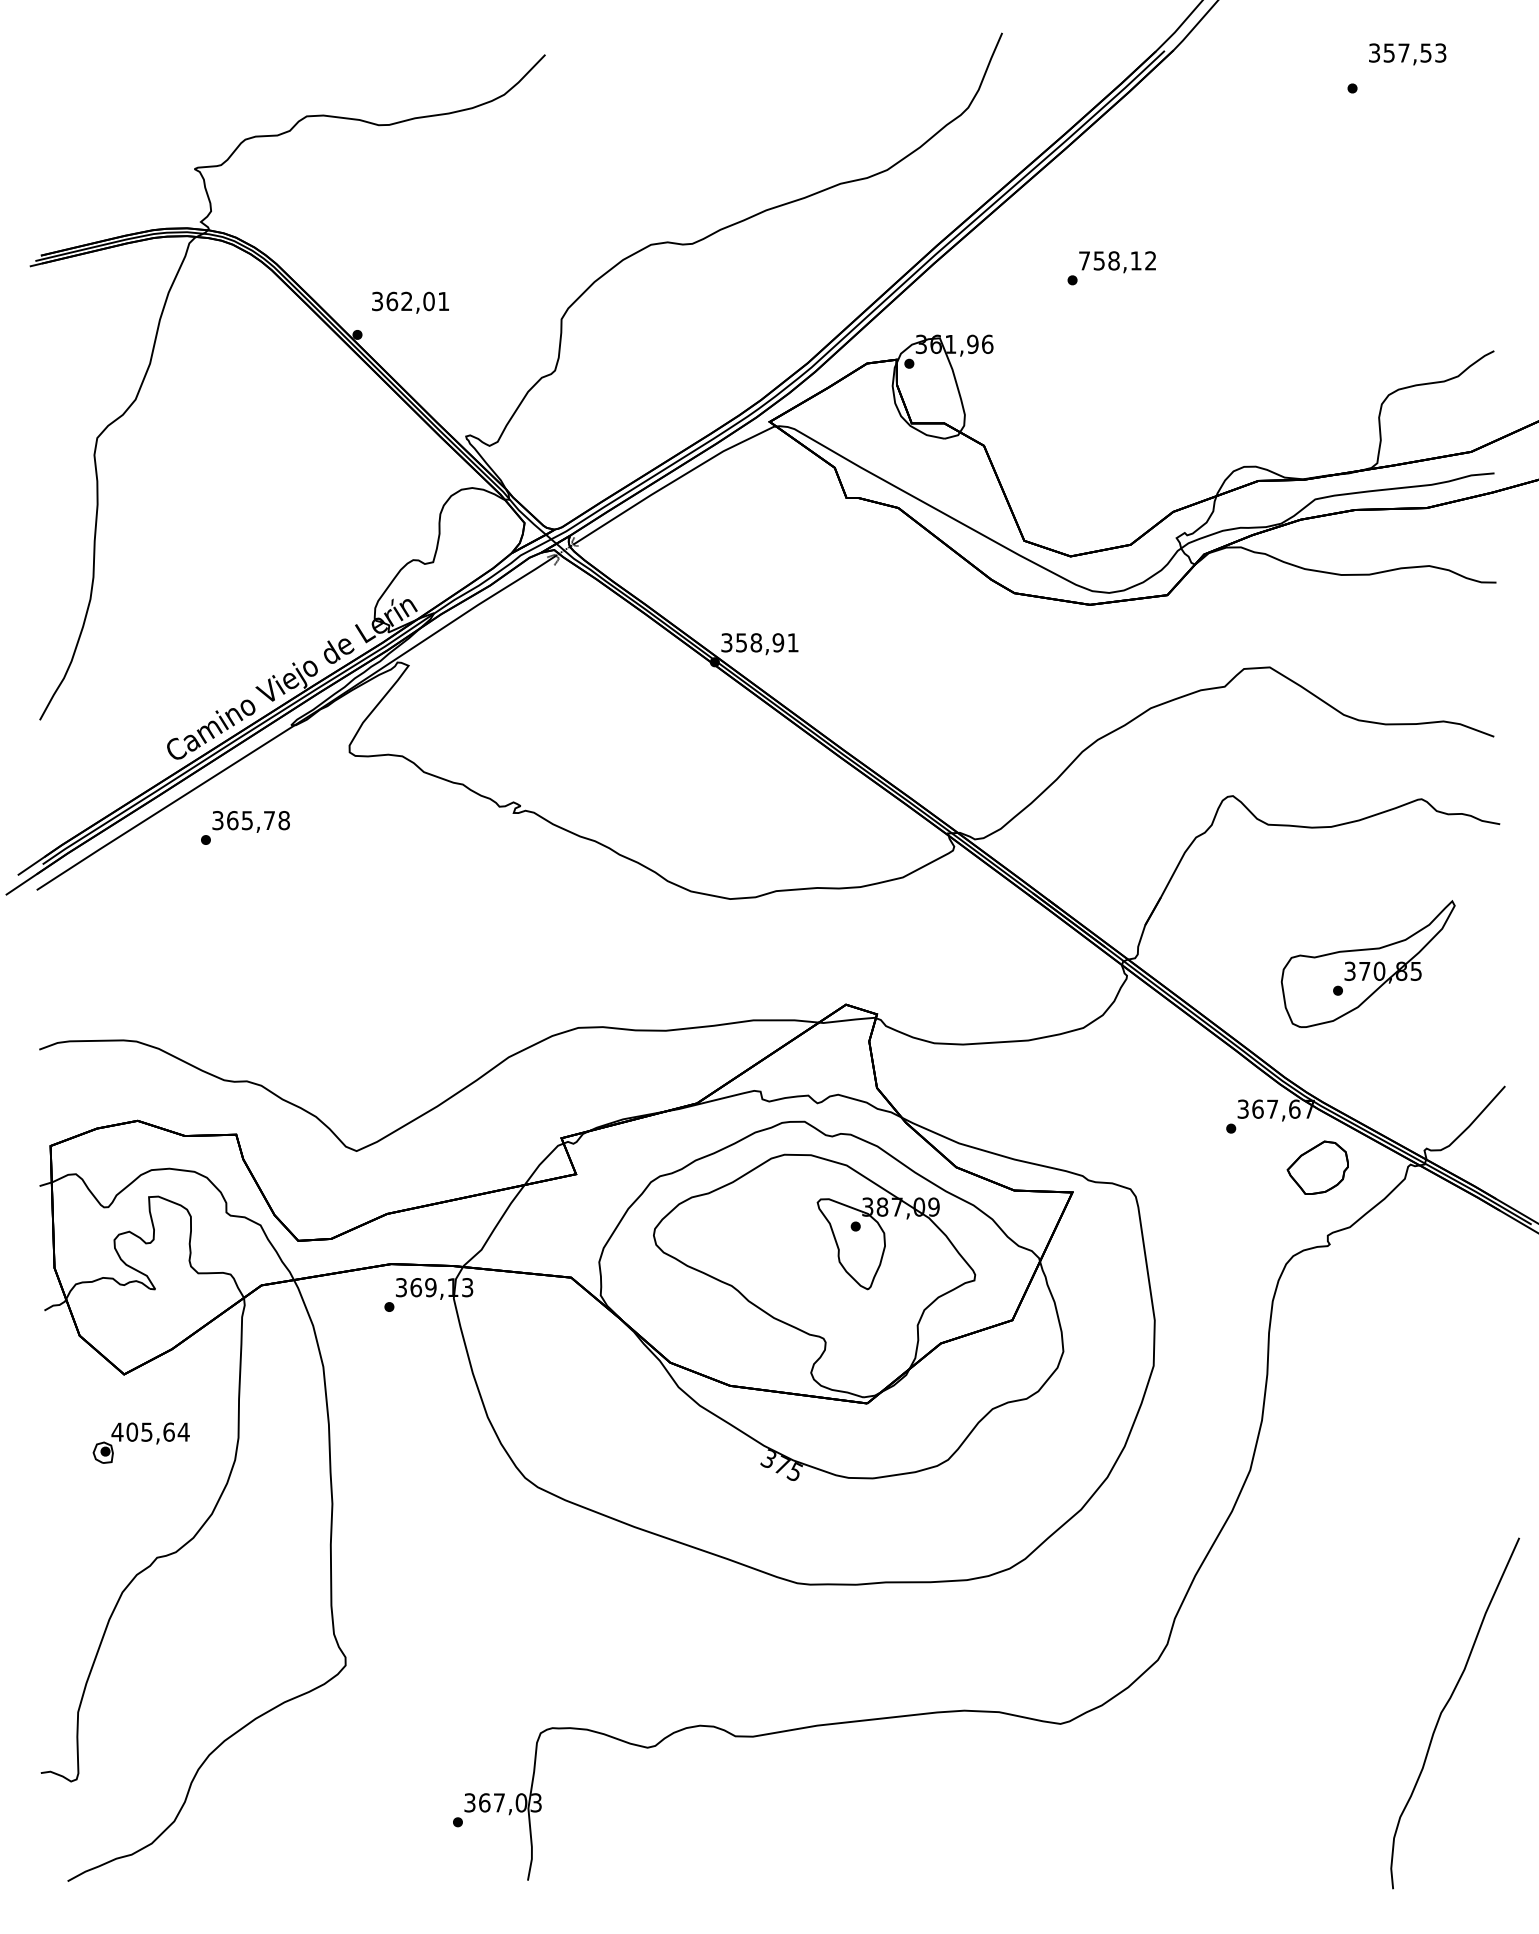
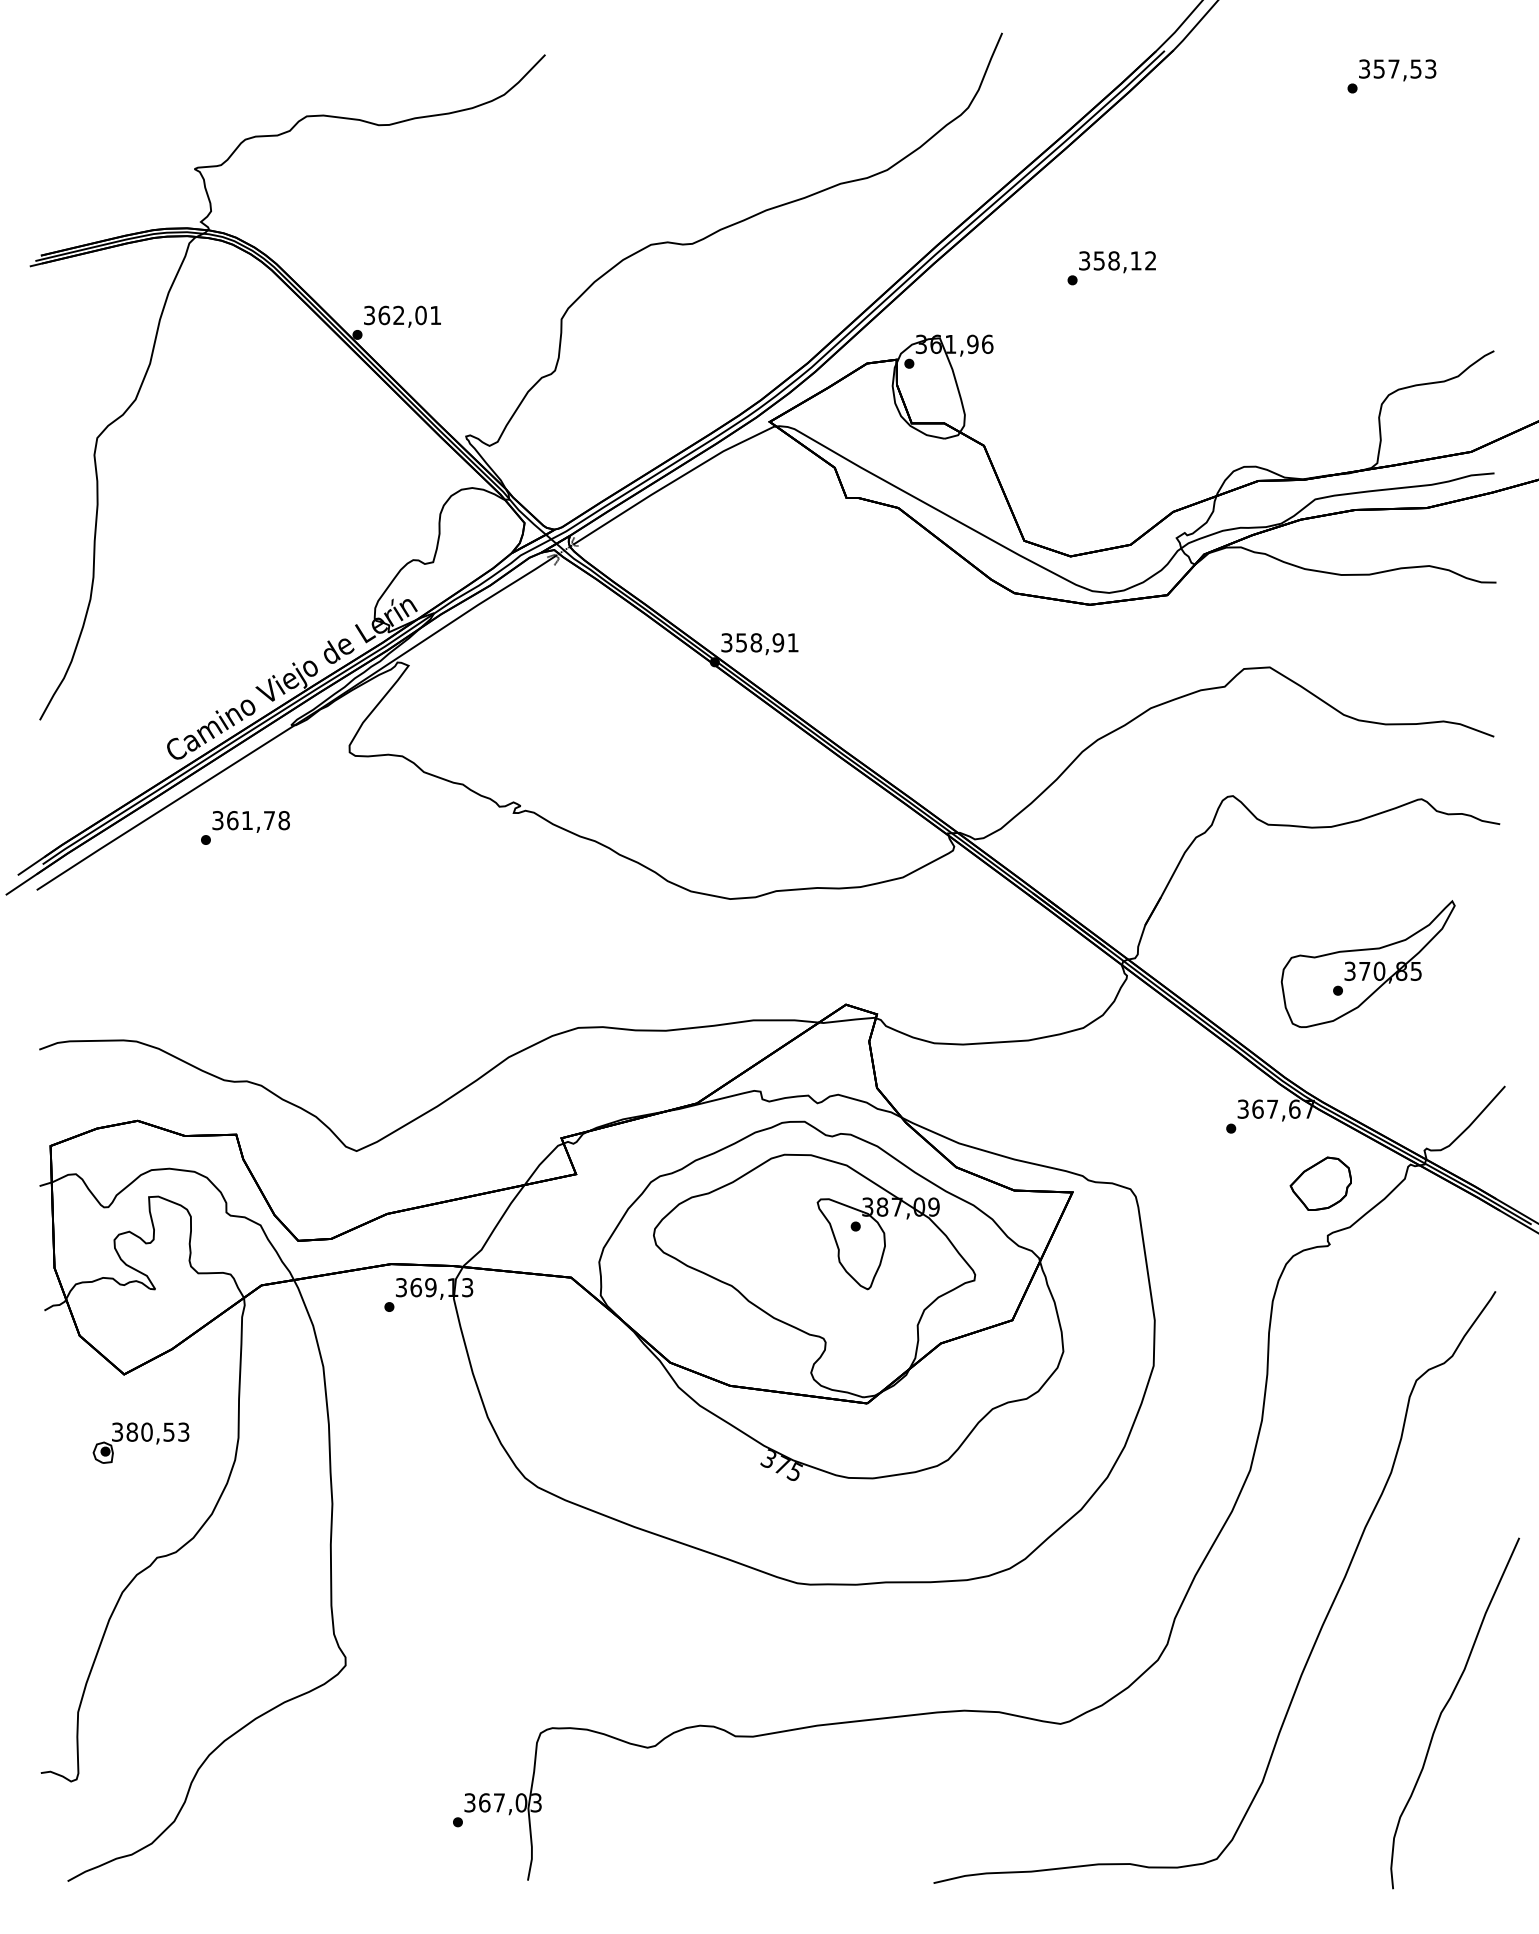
text position: (1407, 54) -> (1397, 70) (1397, 70)
text: 758,12 -> 358,12 (1084, 260)
text position: (410, 302) -> (402, 316) (402, 316)
text: 365,78 -> 361,78 (247, 820)
part position: (1317, 1167) -> (1320, 1183) (1320, 1183)
text: 405,64 -> 380,53 (150, 1431)
part: none -> present (1317, 1634)
